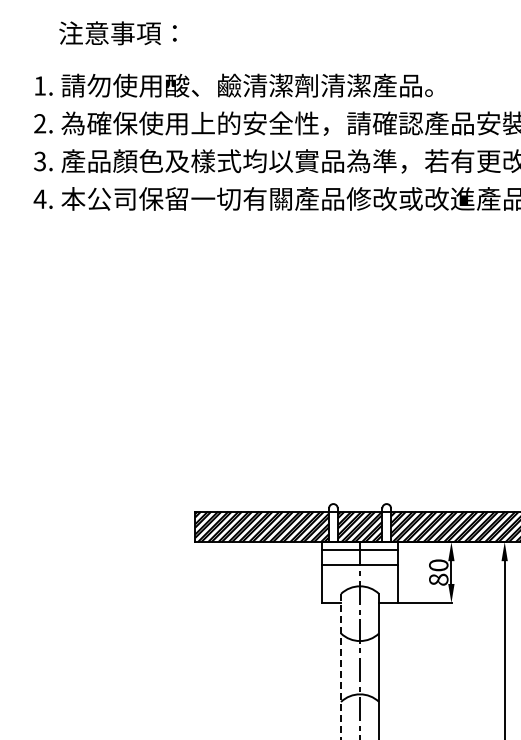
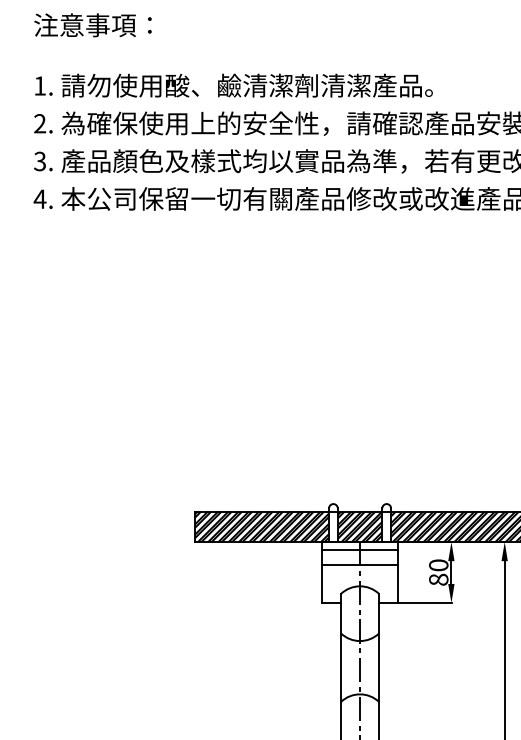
text position: (117, 33) -> (92, 25) (92, 25)
line: dashed -> solid (341, 666)
